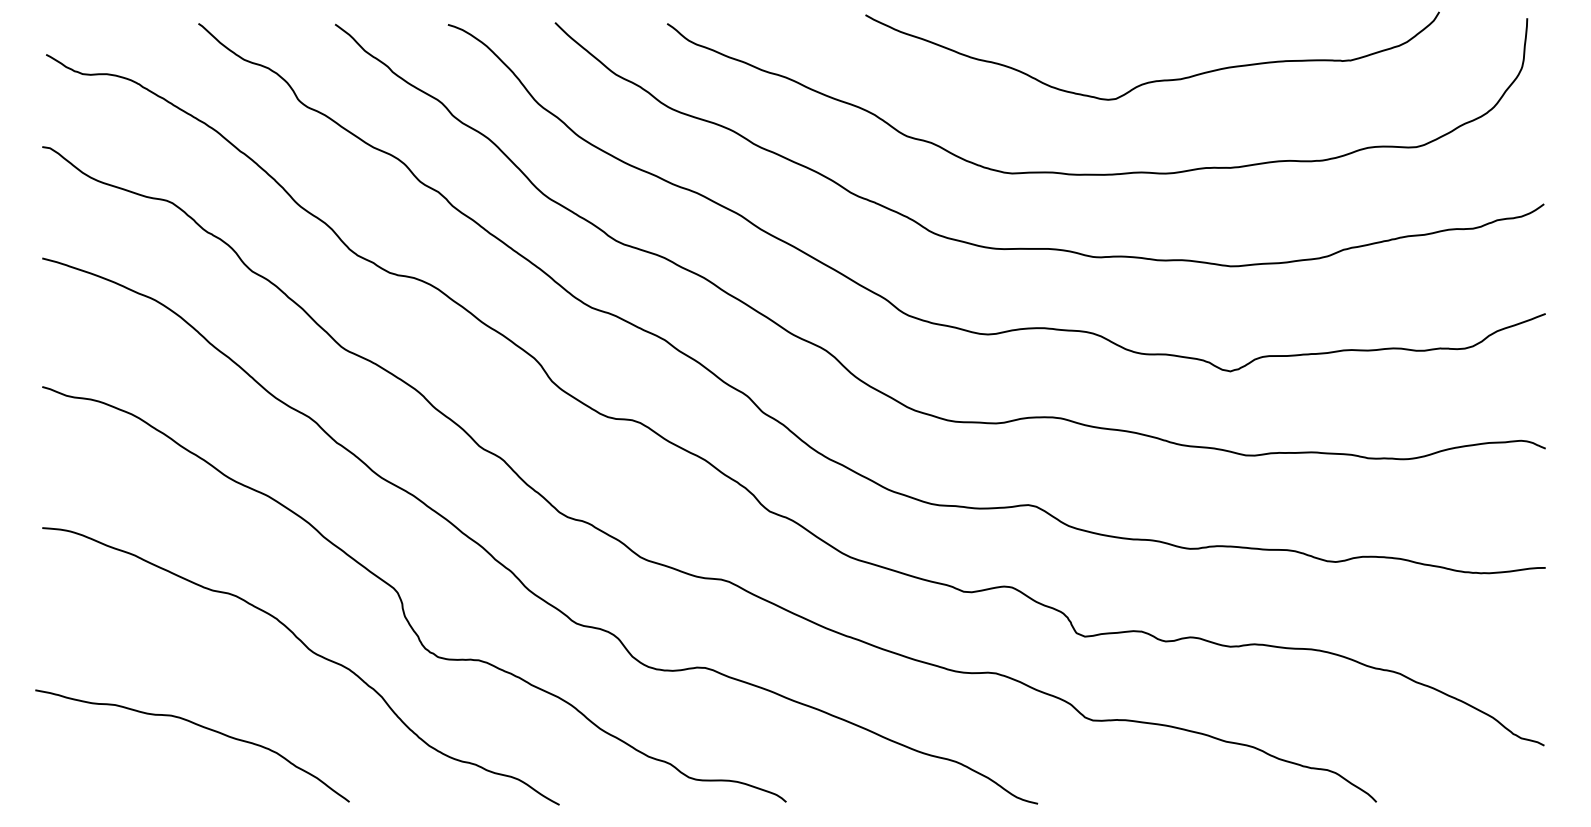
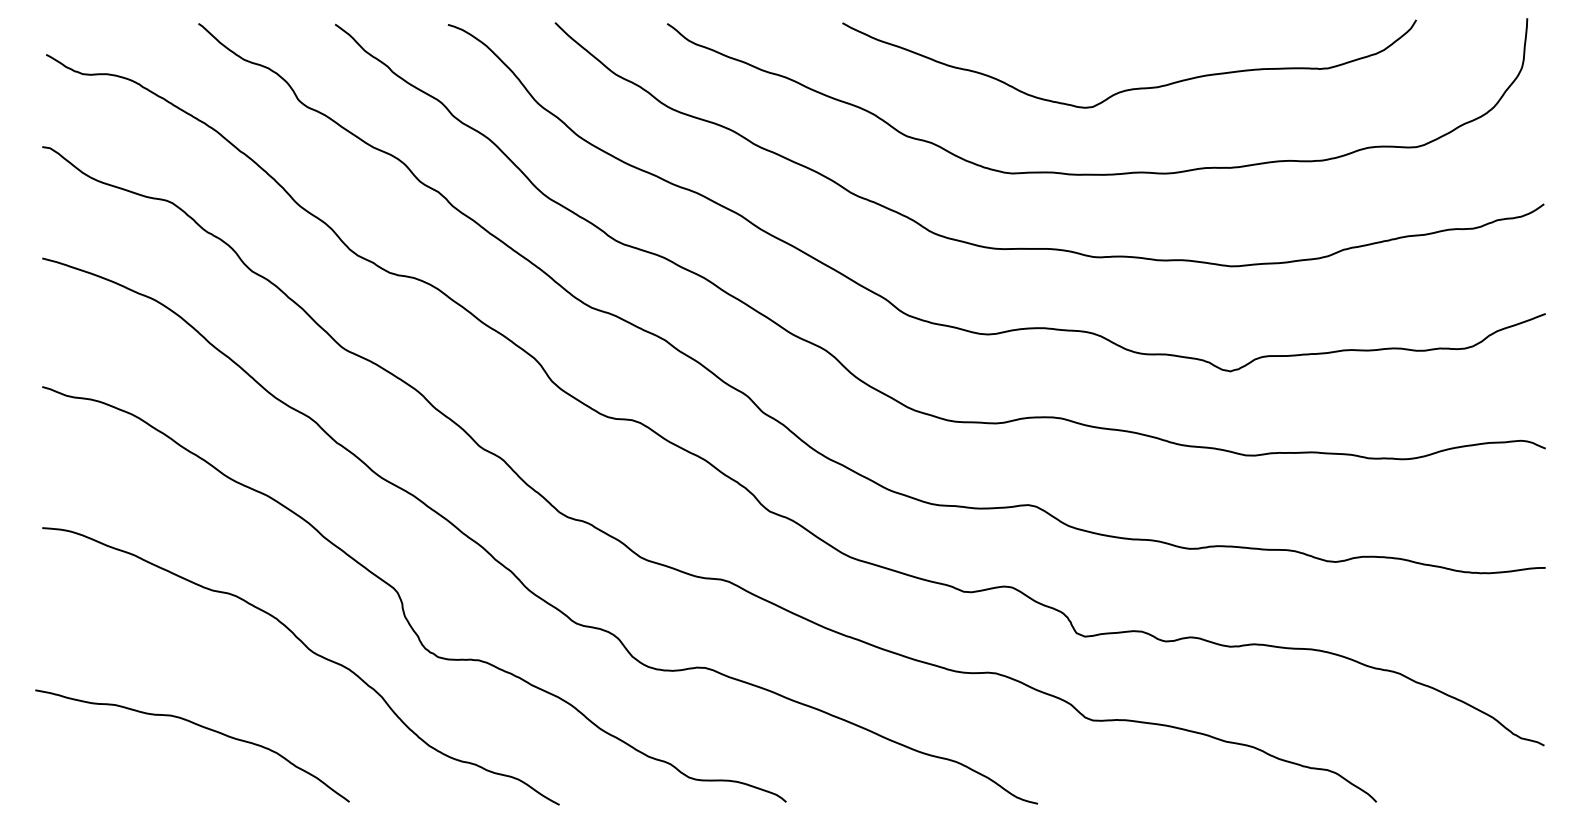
curve position: (1153, 80) -> (1130, 88) (1130, 88)
